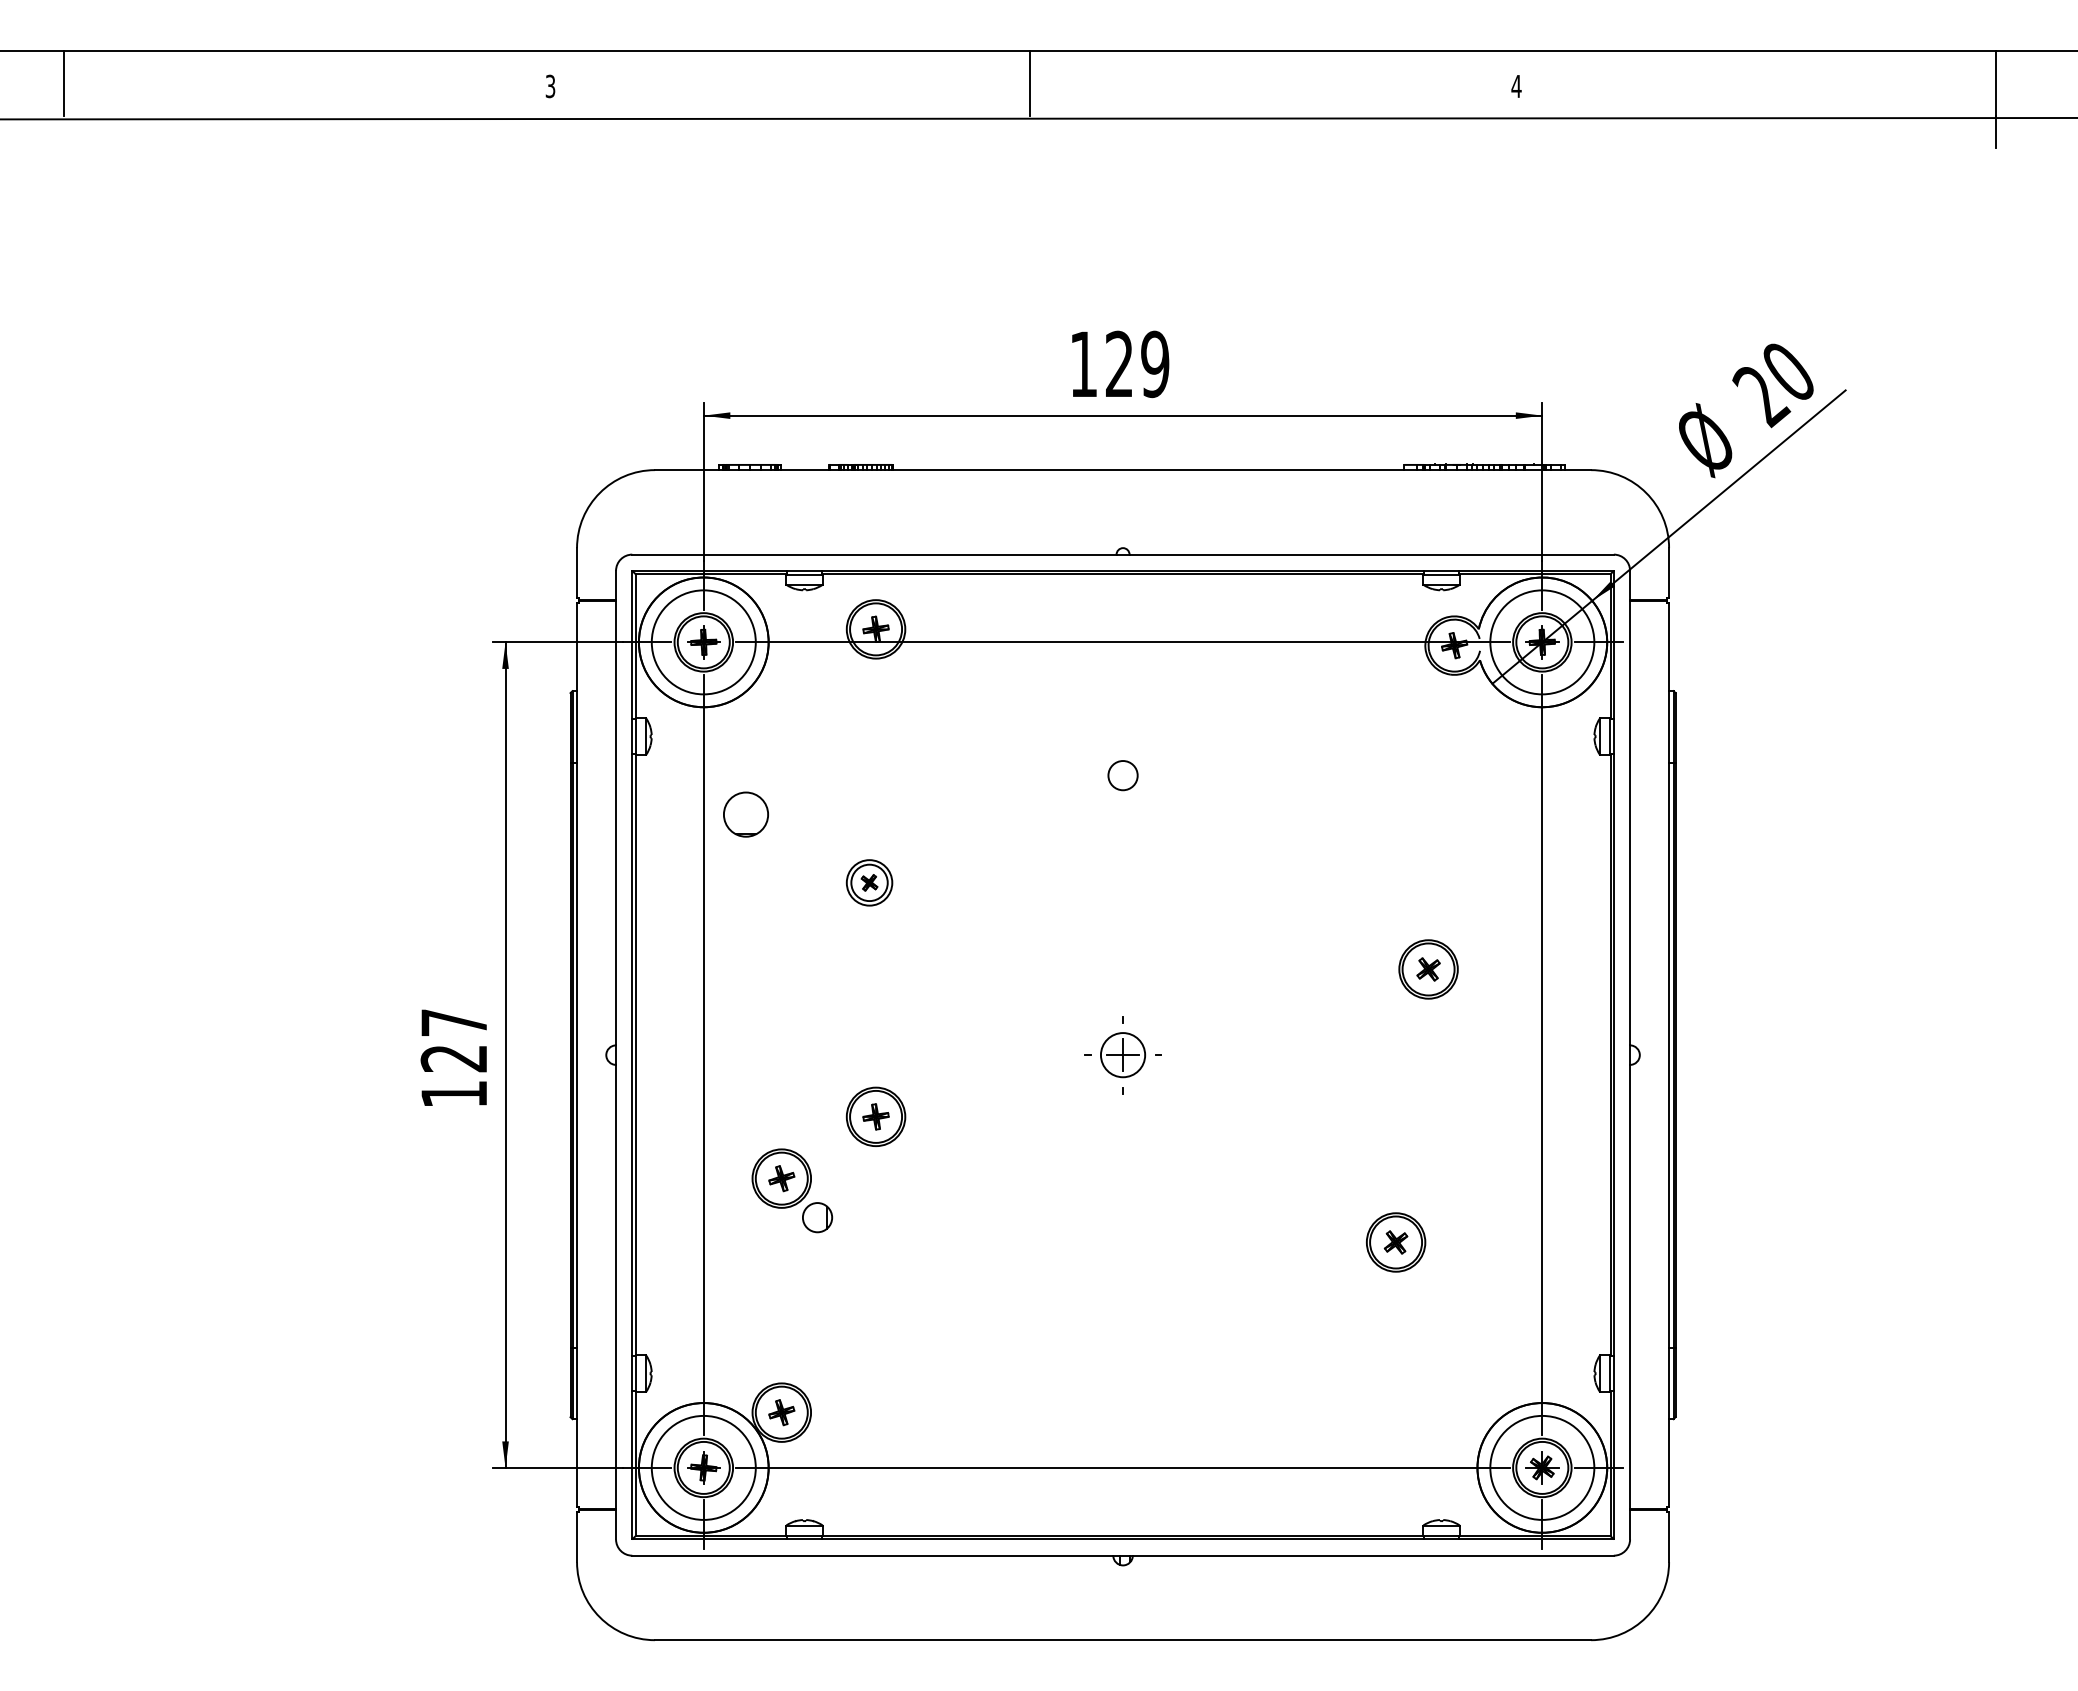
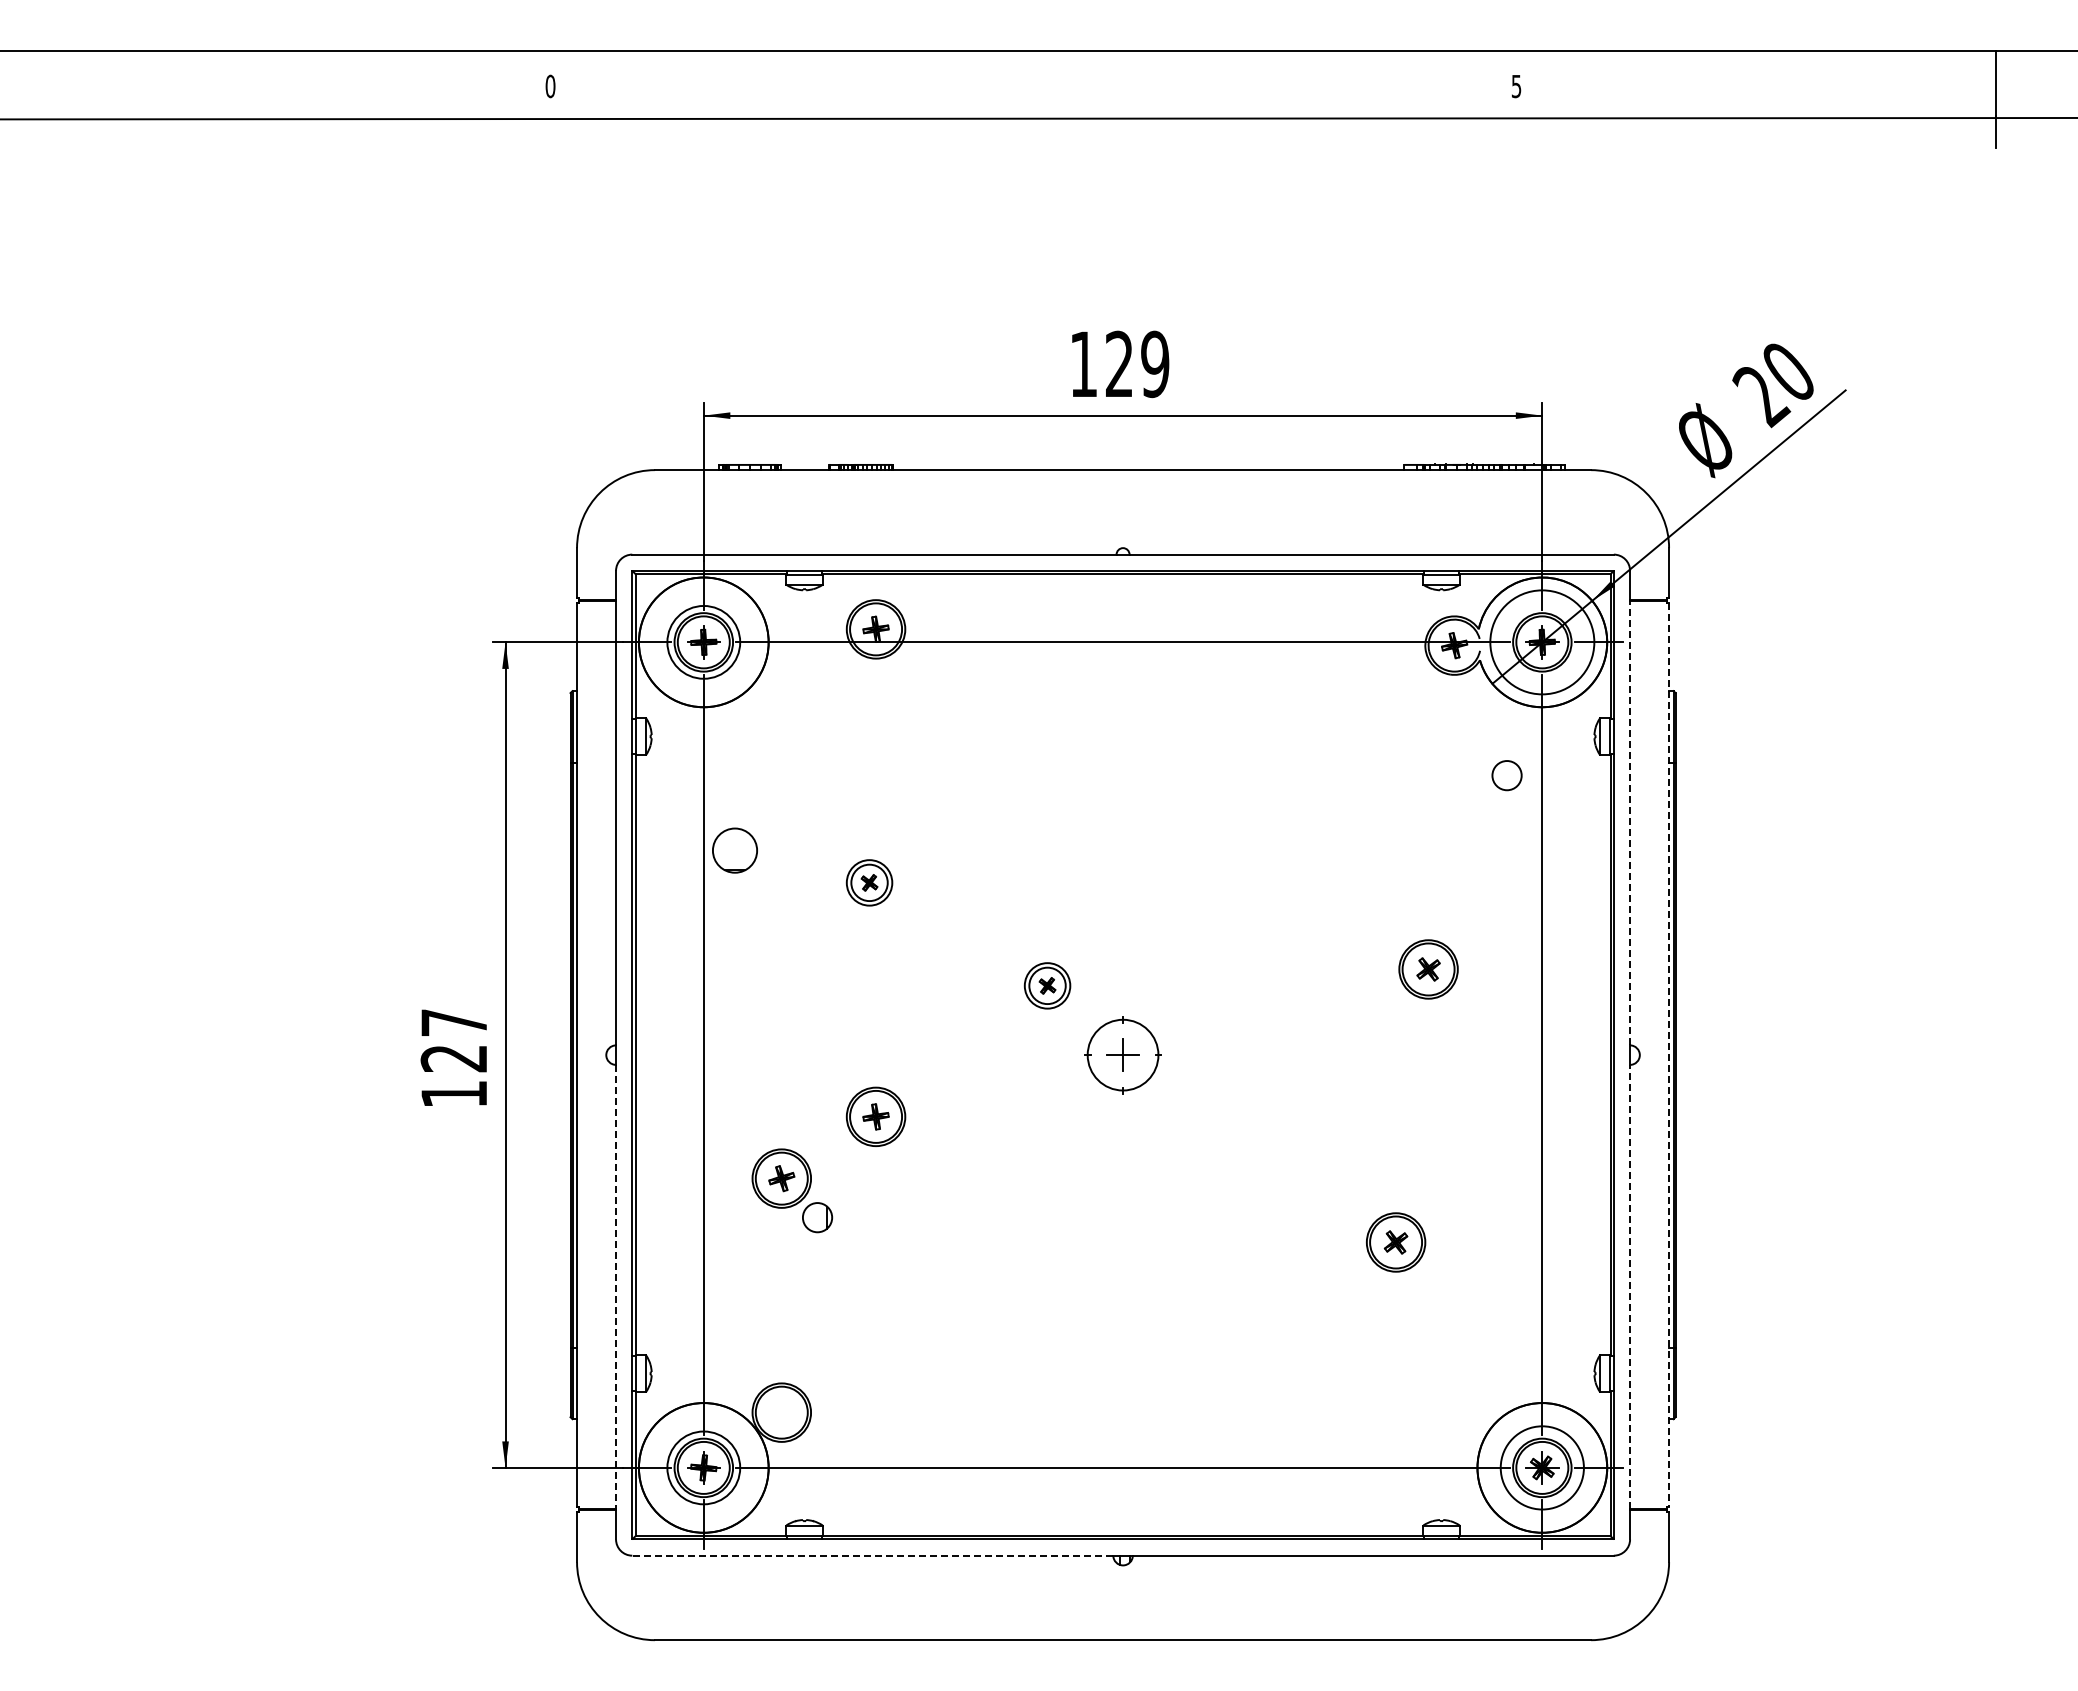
line: present -> none (63, 82)
line: present -> none (1029, 82)
text: 3 -> 0 (550, 86)
text: 4 -> 5 (1516, 86)
circle diameter: 104 px -> 73 px (703, 641)
circle position: (1122, 775) -> (1506, 775) (1506, 775)
circle position: (745, 814) -> (734, 850) (734, 850)
line: solid -> dashed (1630, 823)
part: none -> present (1047, 985)
circle diameter: 44 px -> 71 px (1122, 1054)
line: solid -> dashed (1669, 1055)
line: solid -> dashed (616, 1286)
line: solid -> dashed (1630, 1286)
part: present -> none (781, 1412)
circle diameter: 104 px -> 73 px (703, 1467)
circle diameter: 104 px -> 83 px (1541, 1467)
line: solid -> dashed (872, 1555)
